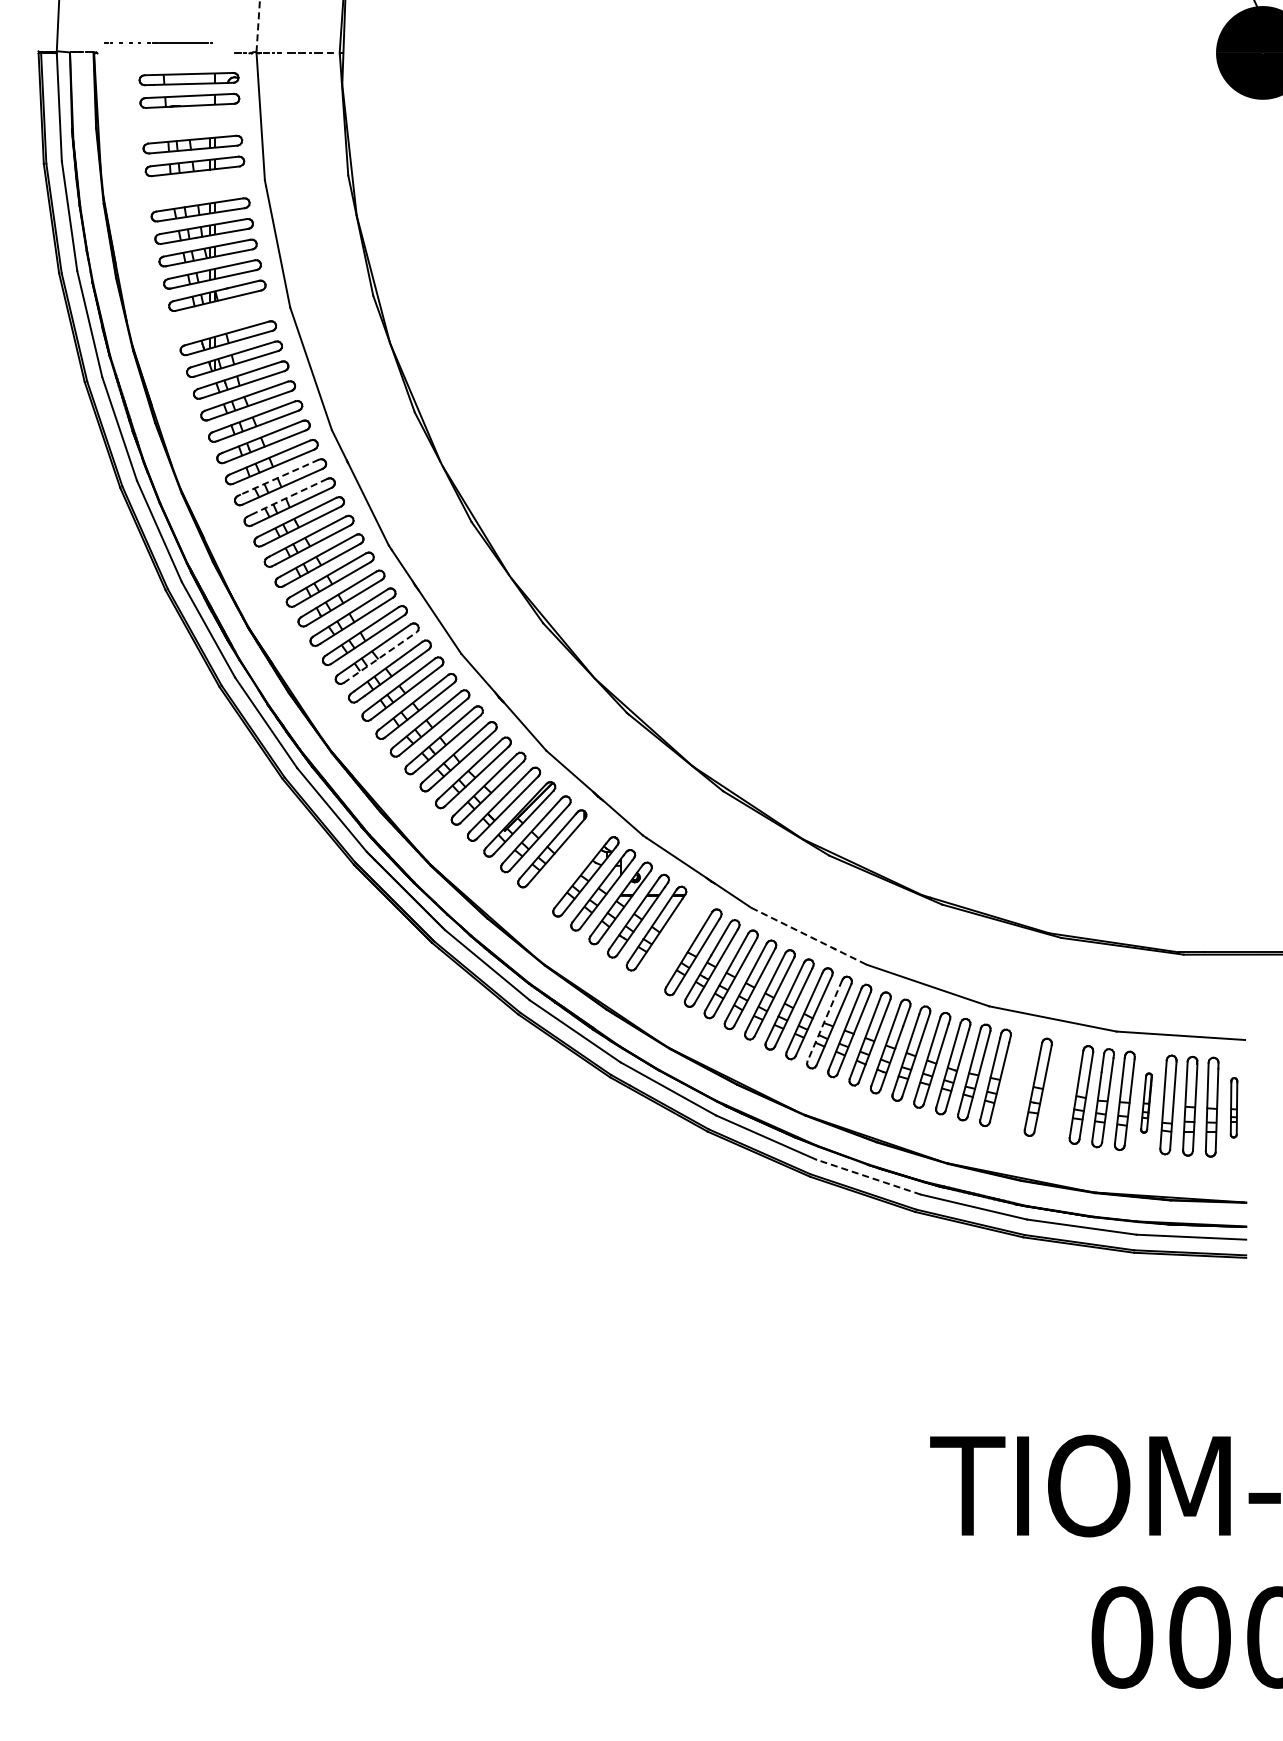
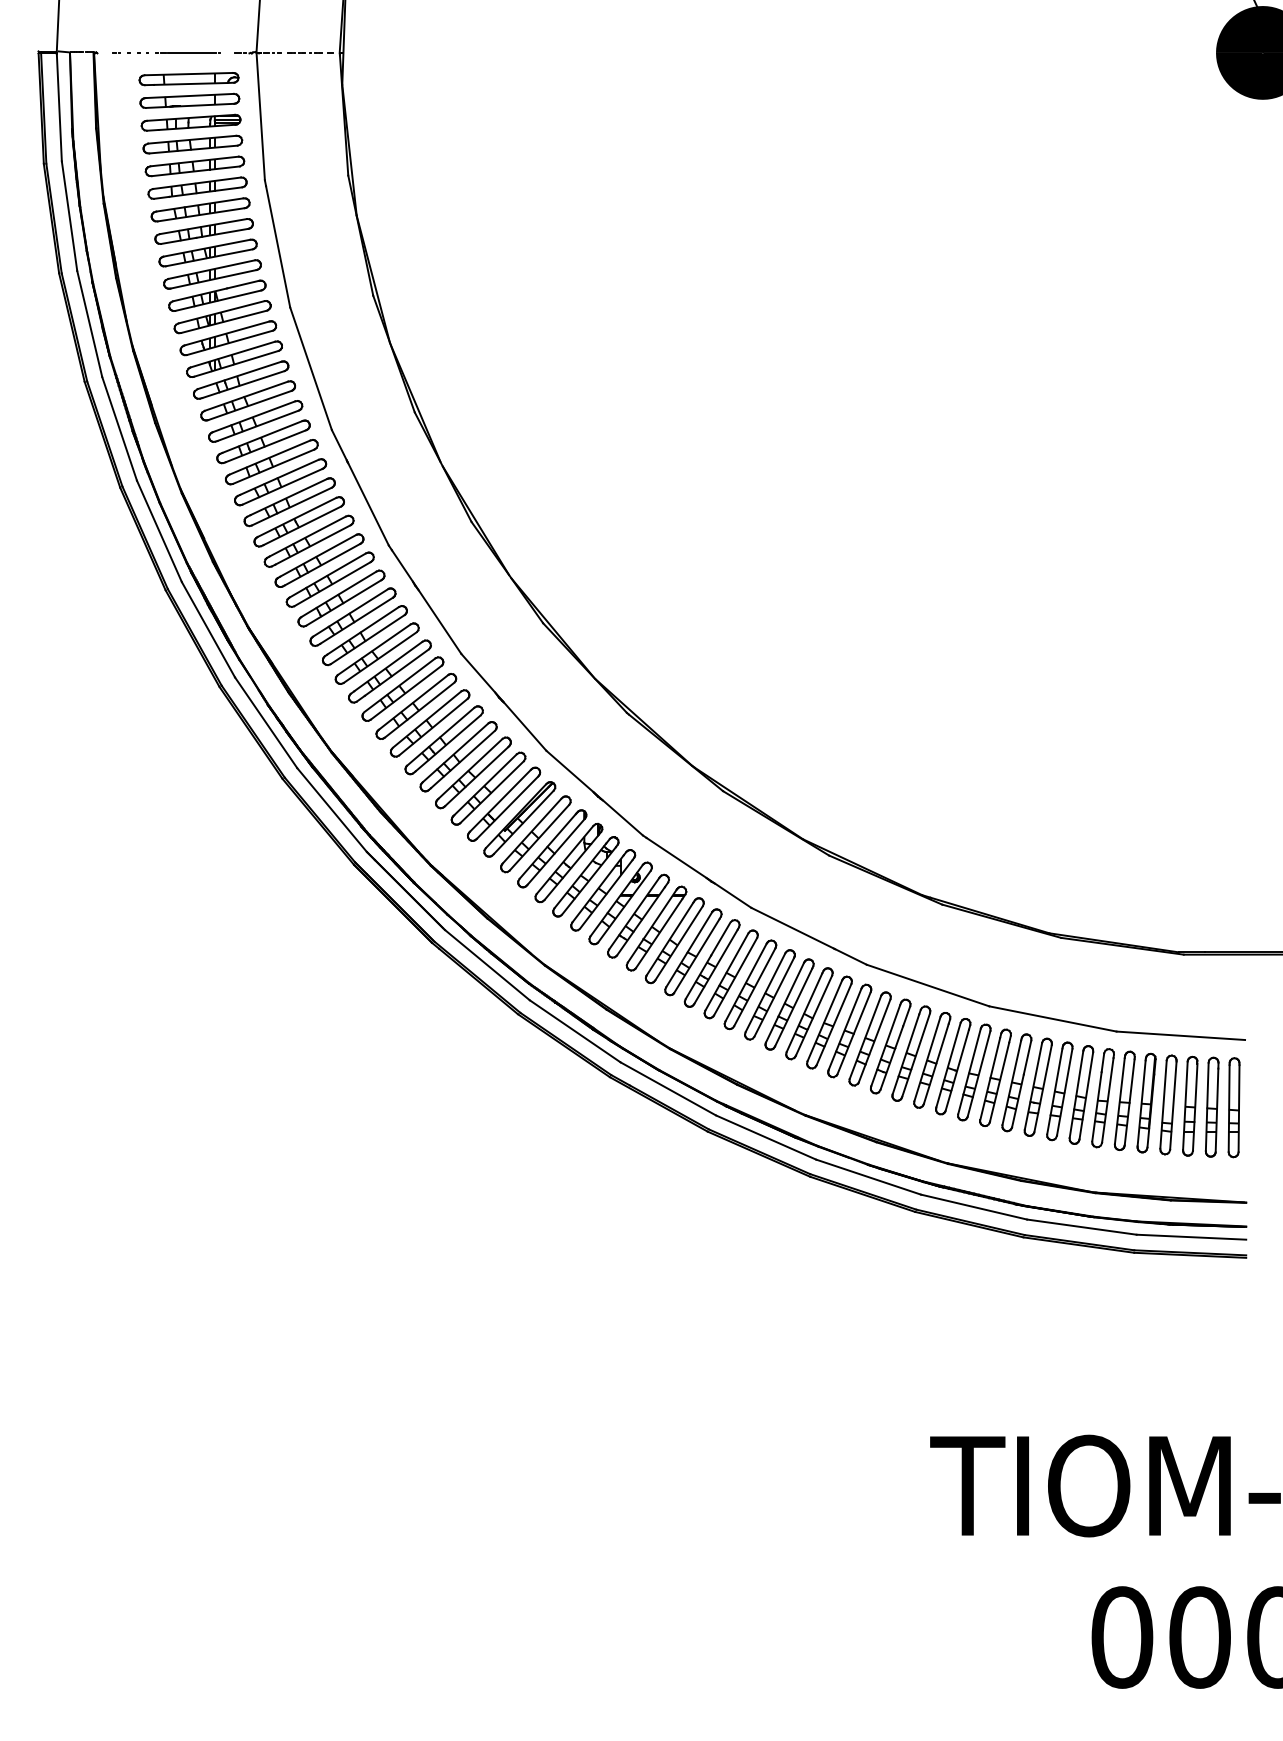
line: dashed -> solid (258, 26)
line position: (158, 42) -> (166, 52) (166, 52)
part: none -> present (190, 122)
part: none -> present (197, 187)
part: none -> present (222, 317)
line: dashed -> solid (279, 477)
line: dashed -> solid (288, 497)
line: dashed -> solid (380, 657)
part: none -> present (568, 862)
line: dashed -> solid (809, 936)
part: none -> present (674, 940)
line: dashed -> solid (824, 1021)
part: none -> present (1016, 1082)
part: none -> present (1059, 1091)
part size: 13x62 px -> 21x102 px (1146, 1102)
part size: 10x62 px -> 14x102 px (1233, 1107)
line: dashed -> solid (868, 1176)
